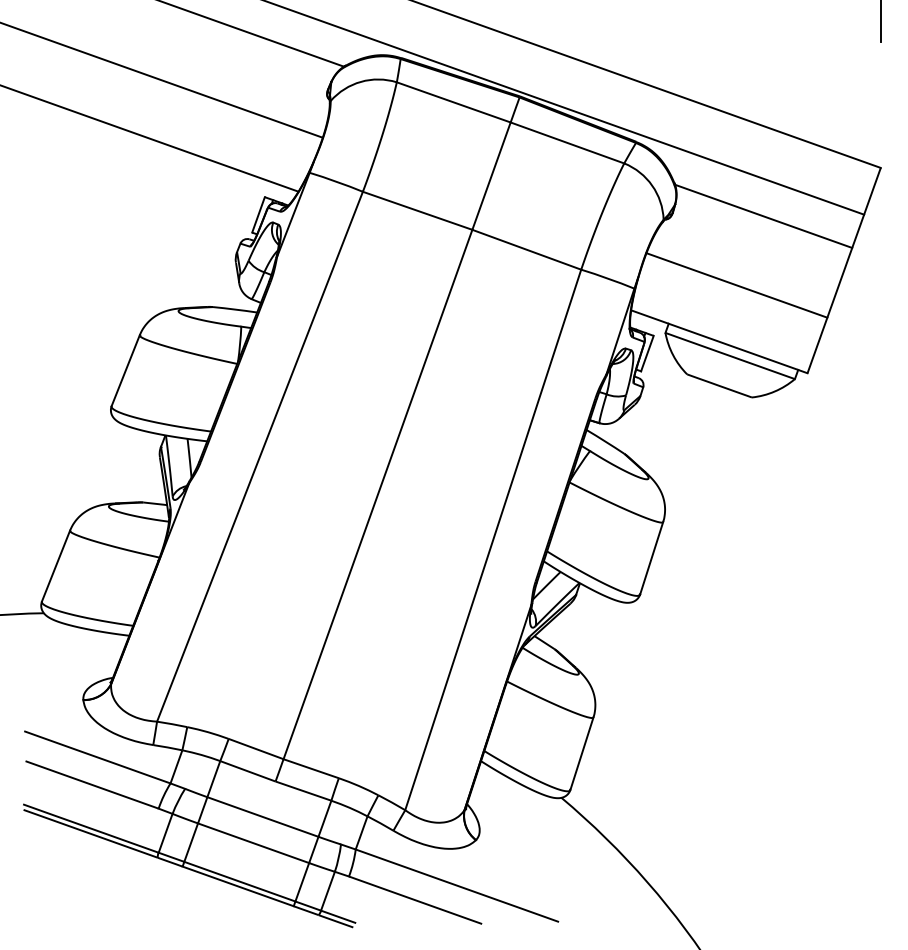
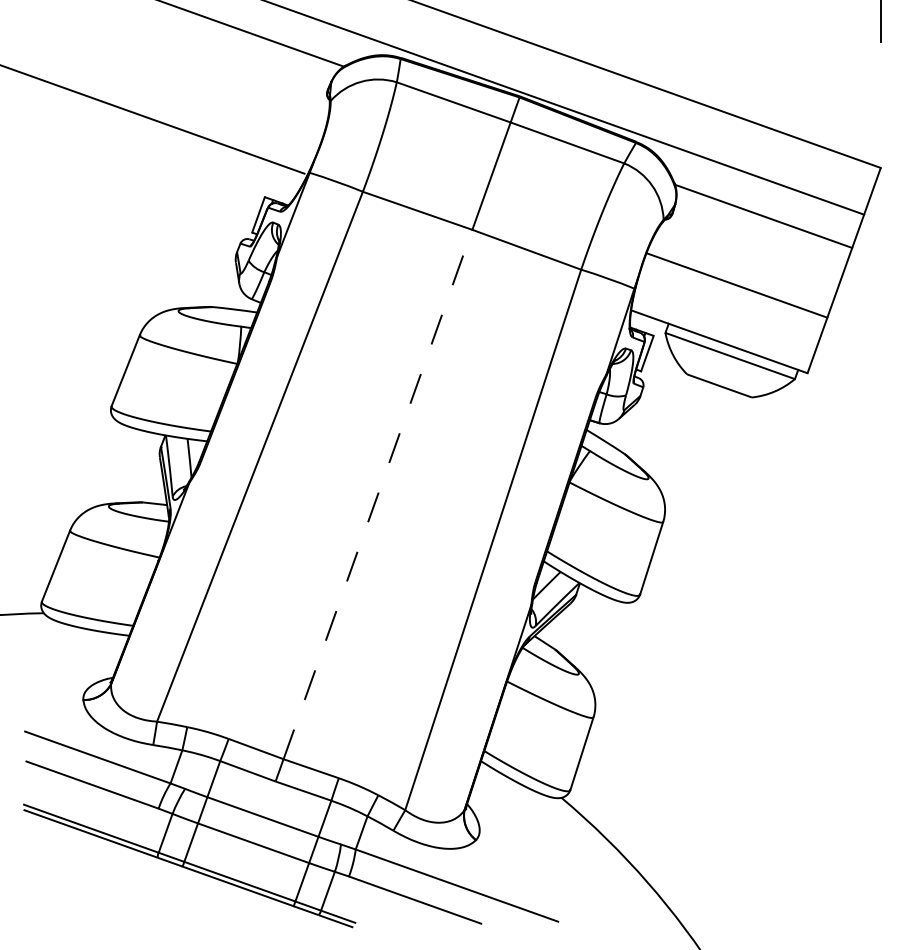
line: present -> none (162, 80)
line position: (150, 138) -> (153, 119) (153, 119)
line: solid -> dashed (378, 494)
